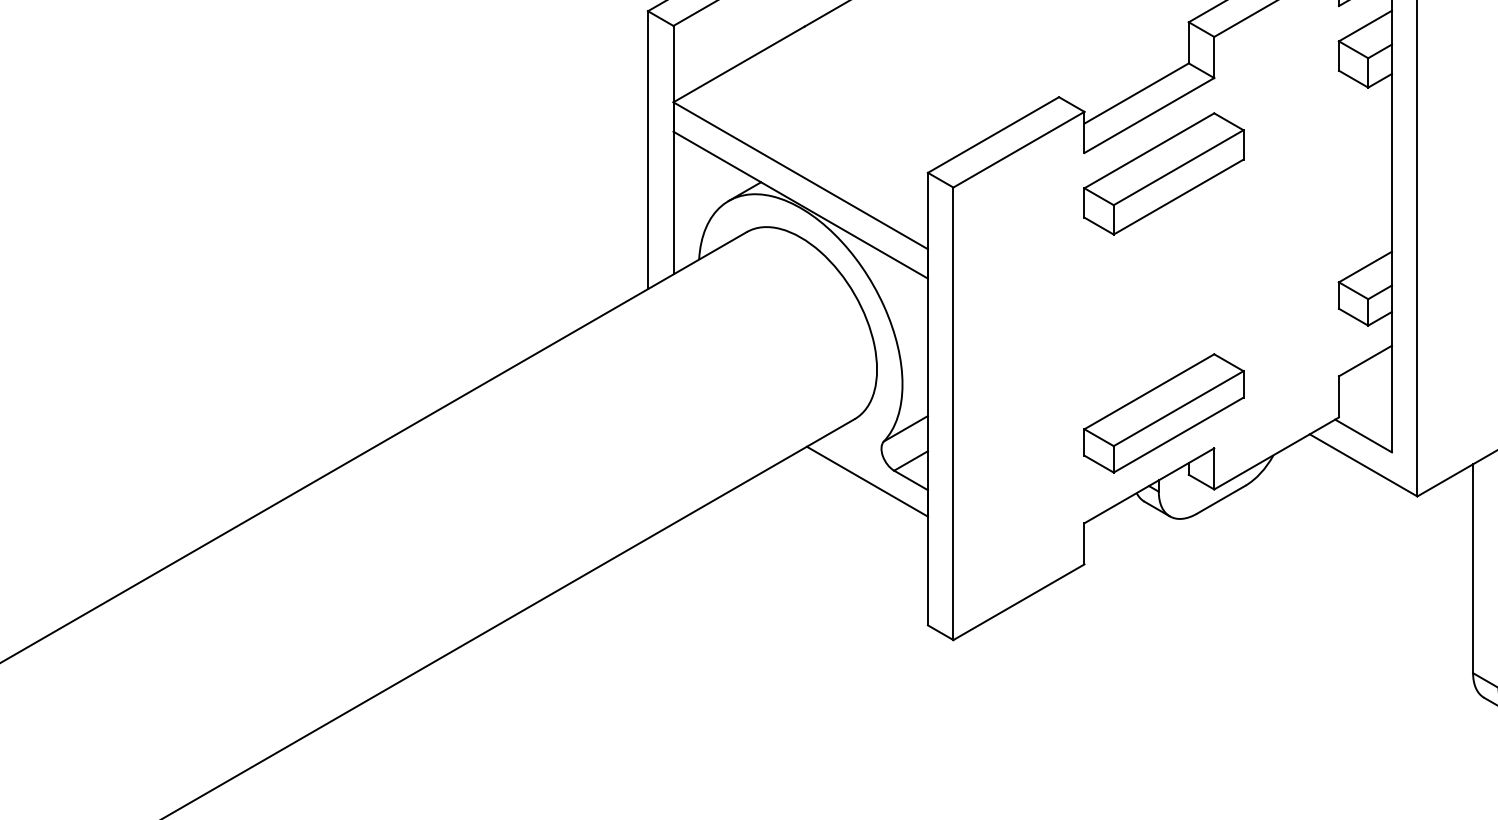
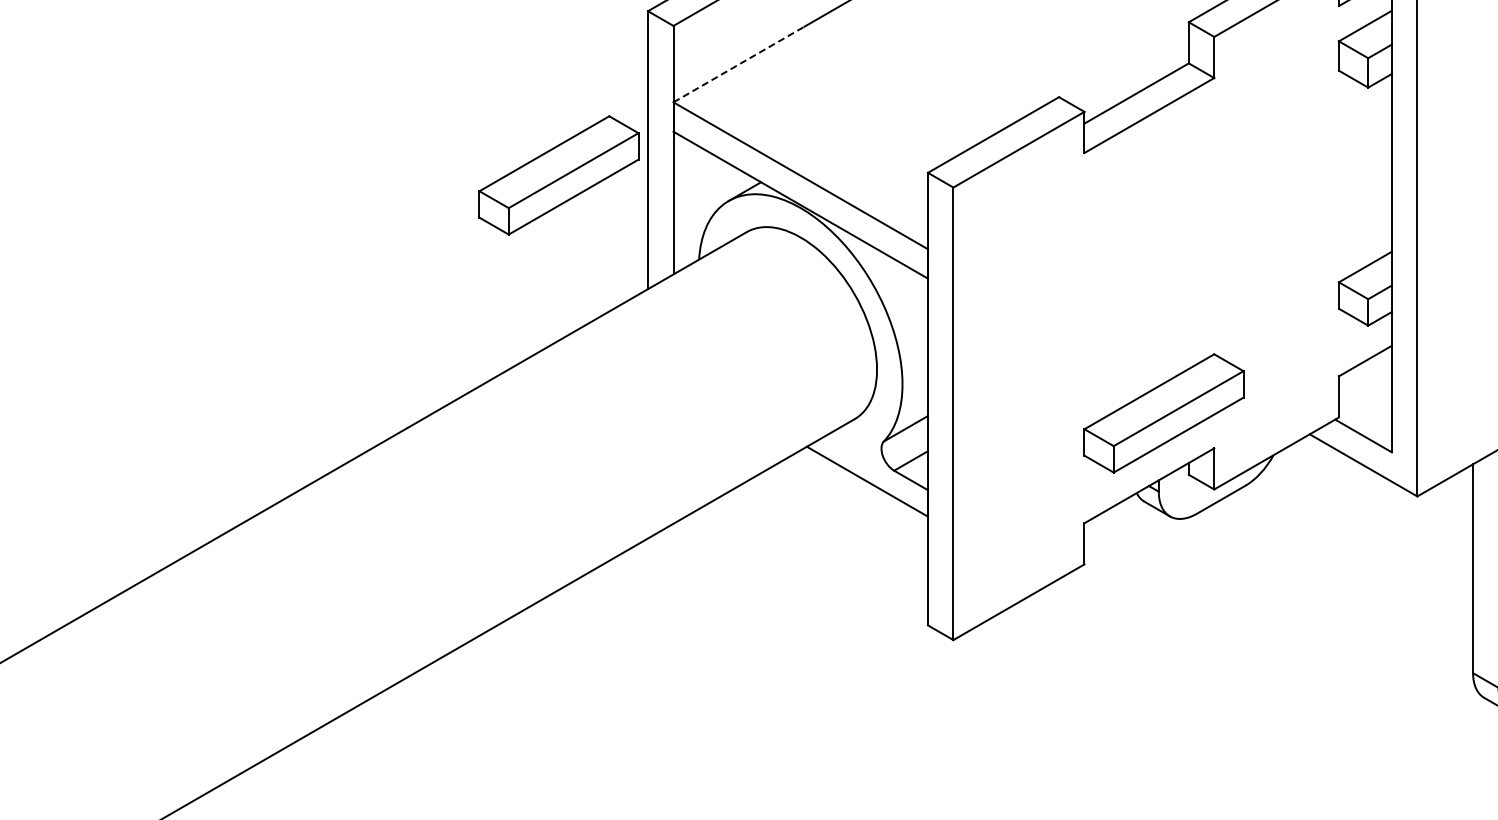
line: solid -> dashed (739, 64)
part: present -> none (1163, 173)
part: none -> present (558, 175)
